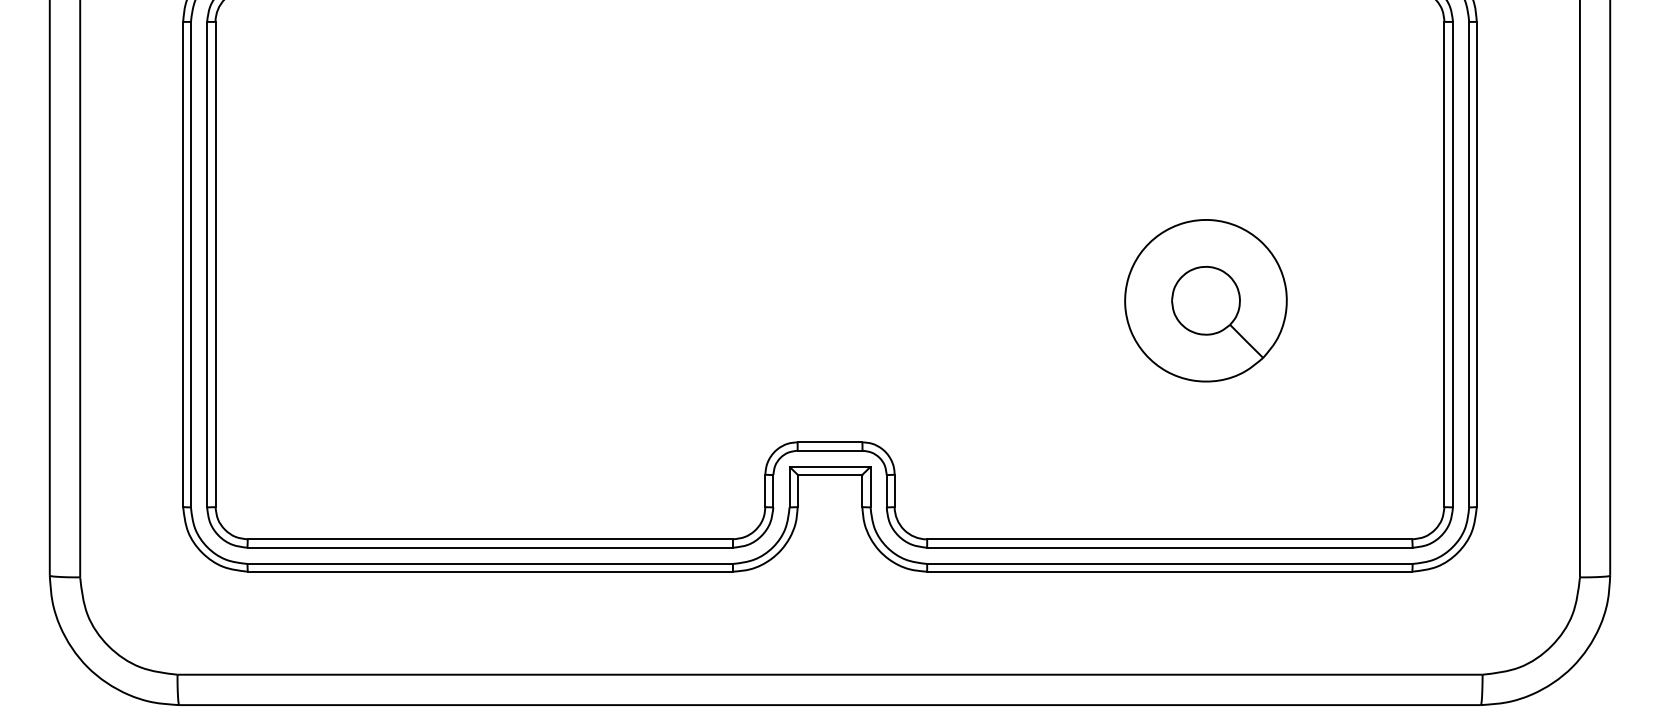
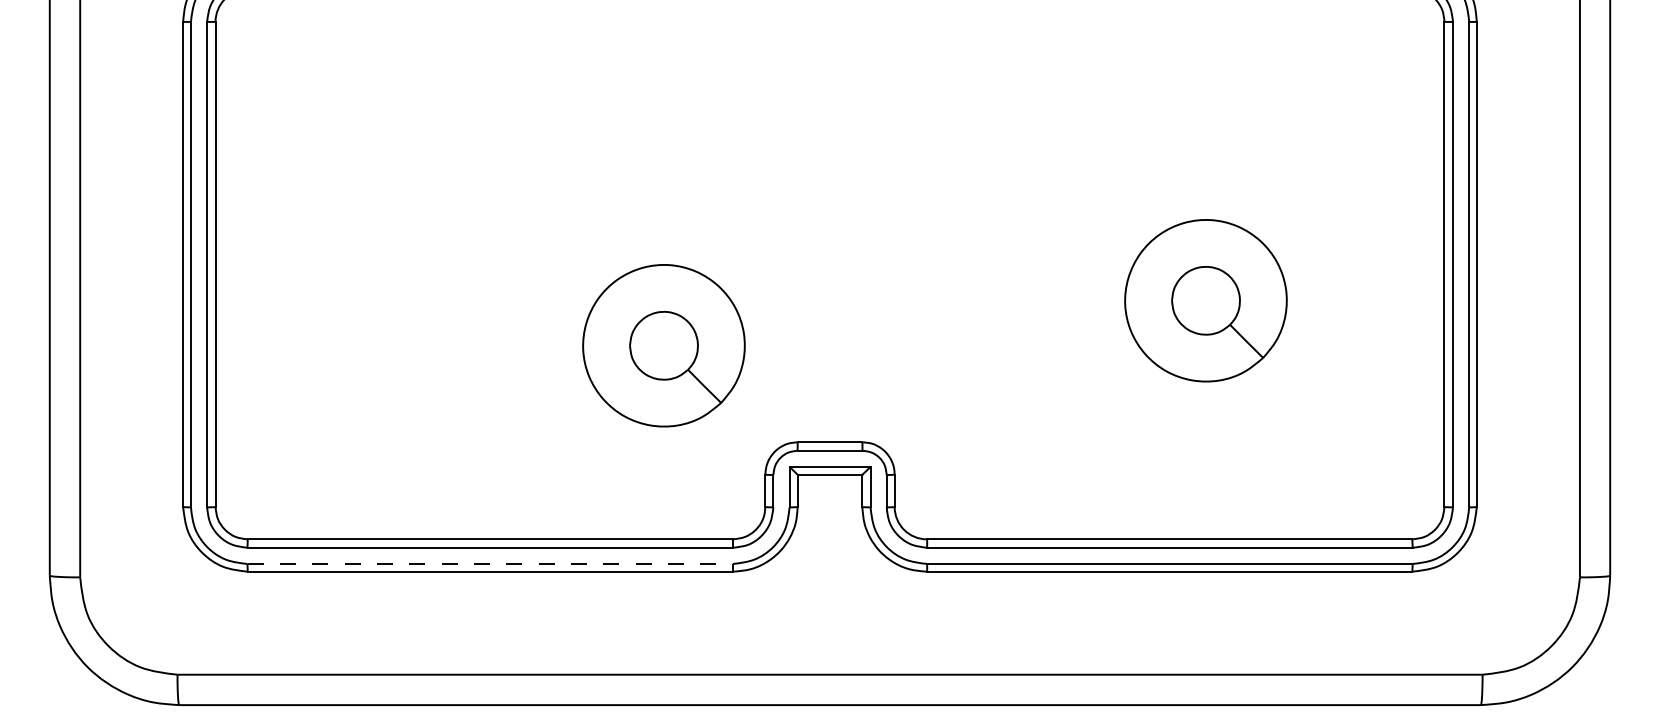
part: none -> present (663, 345)
line: solid -> dashed (490, 563)
